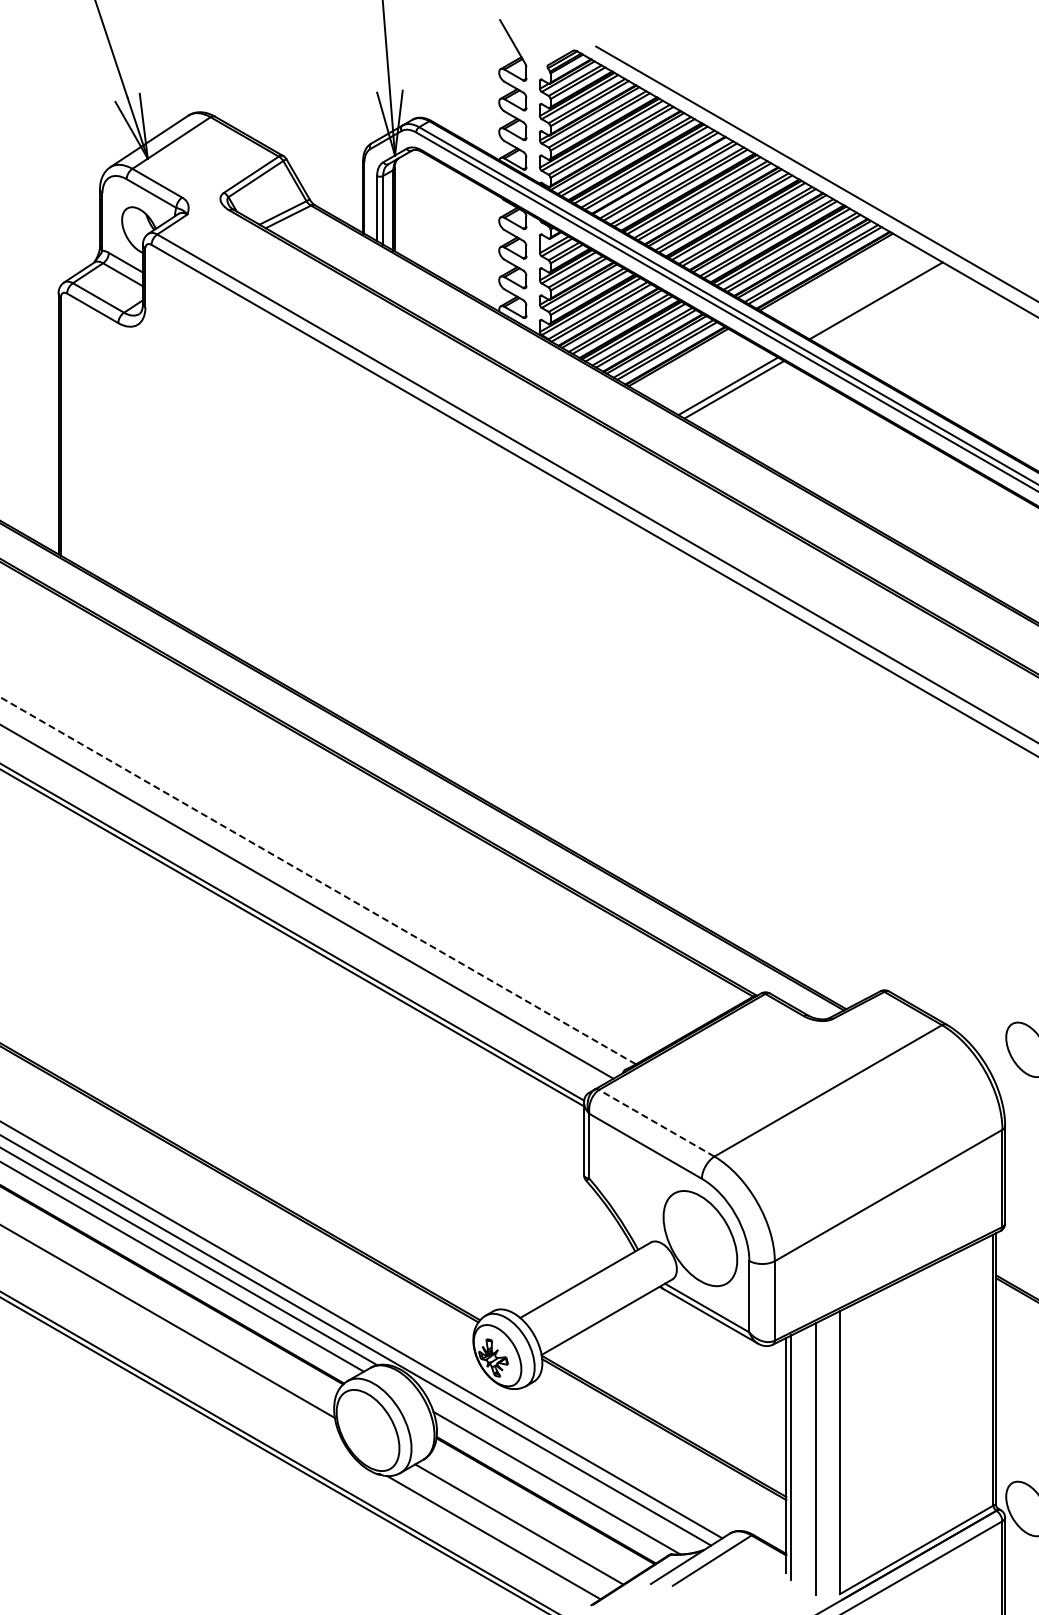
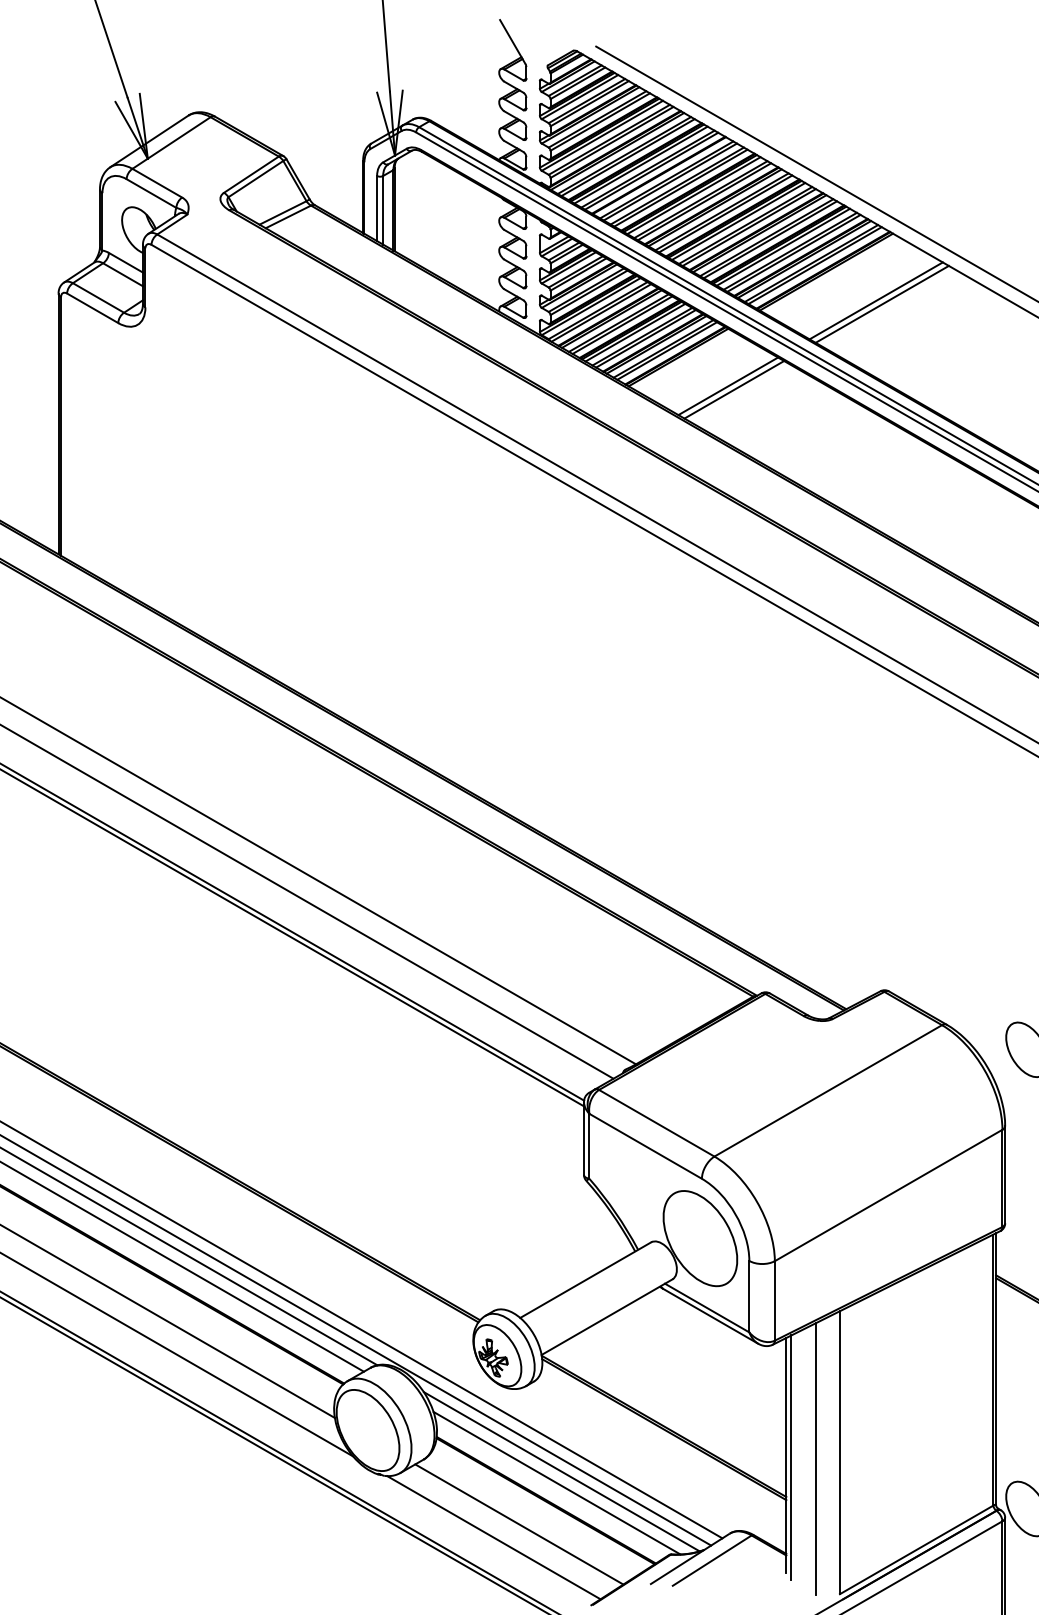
line: none -> present (881, 303)
line: dashed -> solid (317, 880)
line: dashed -> solid (656, 1123)
line: none -> present (177, 1354)
line: none -> present (561, 1471)
